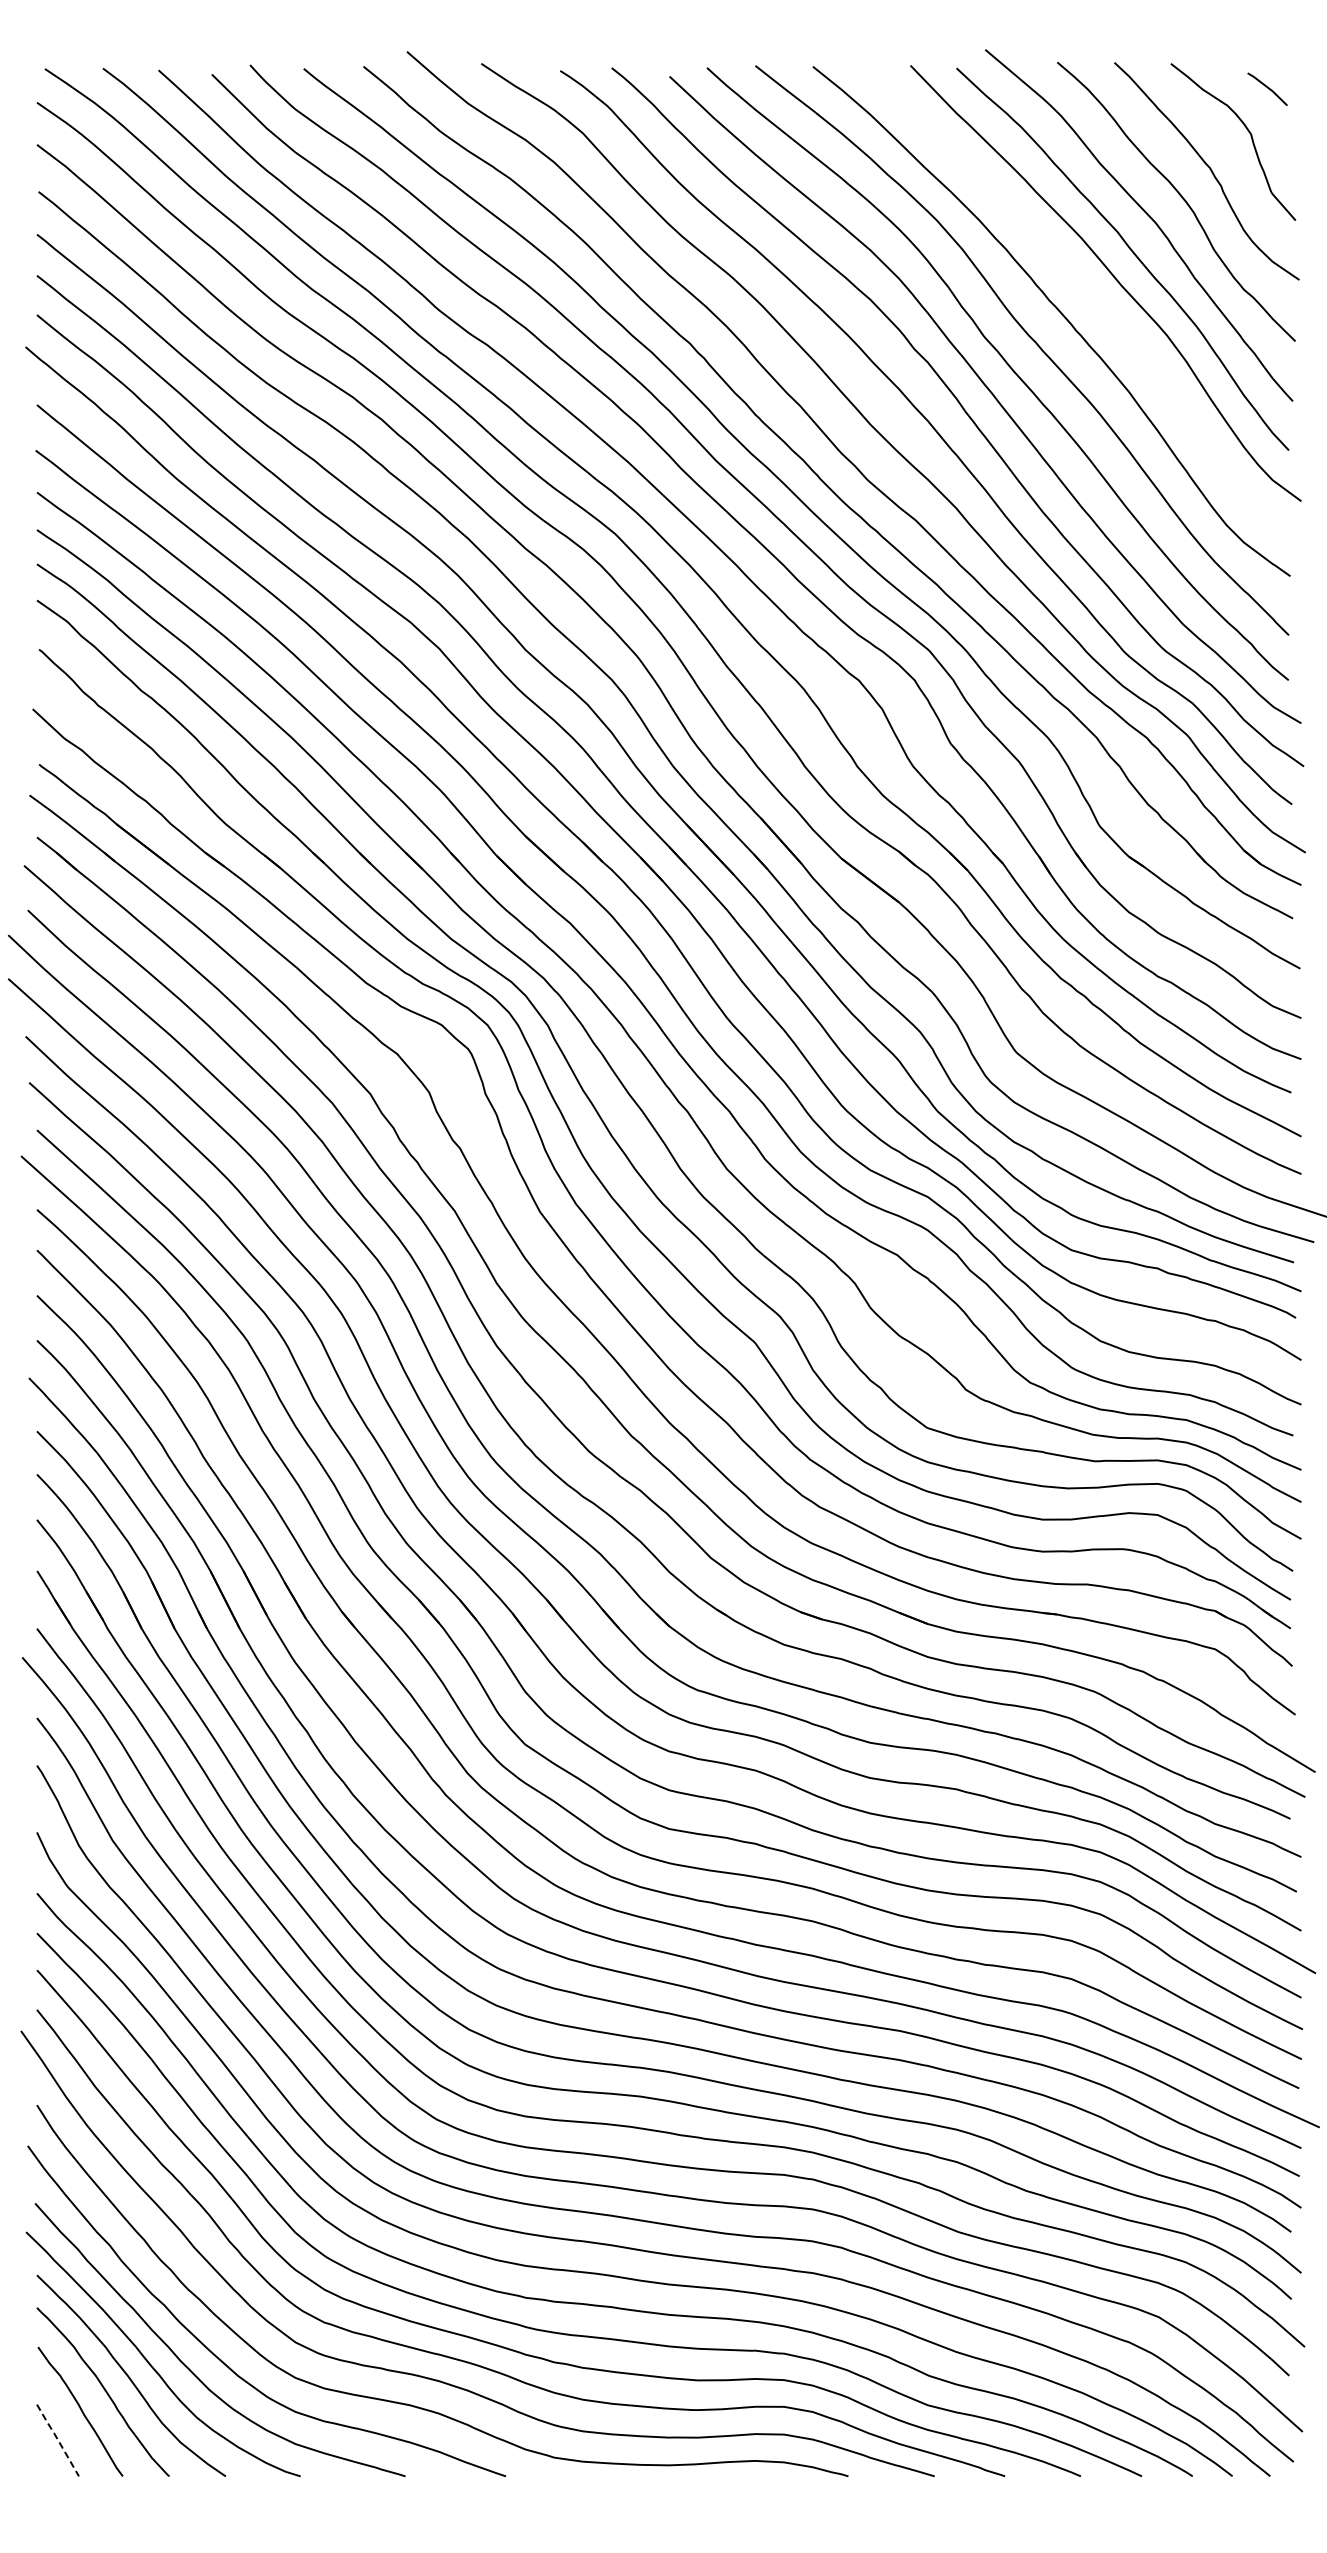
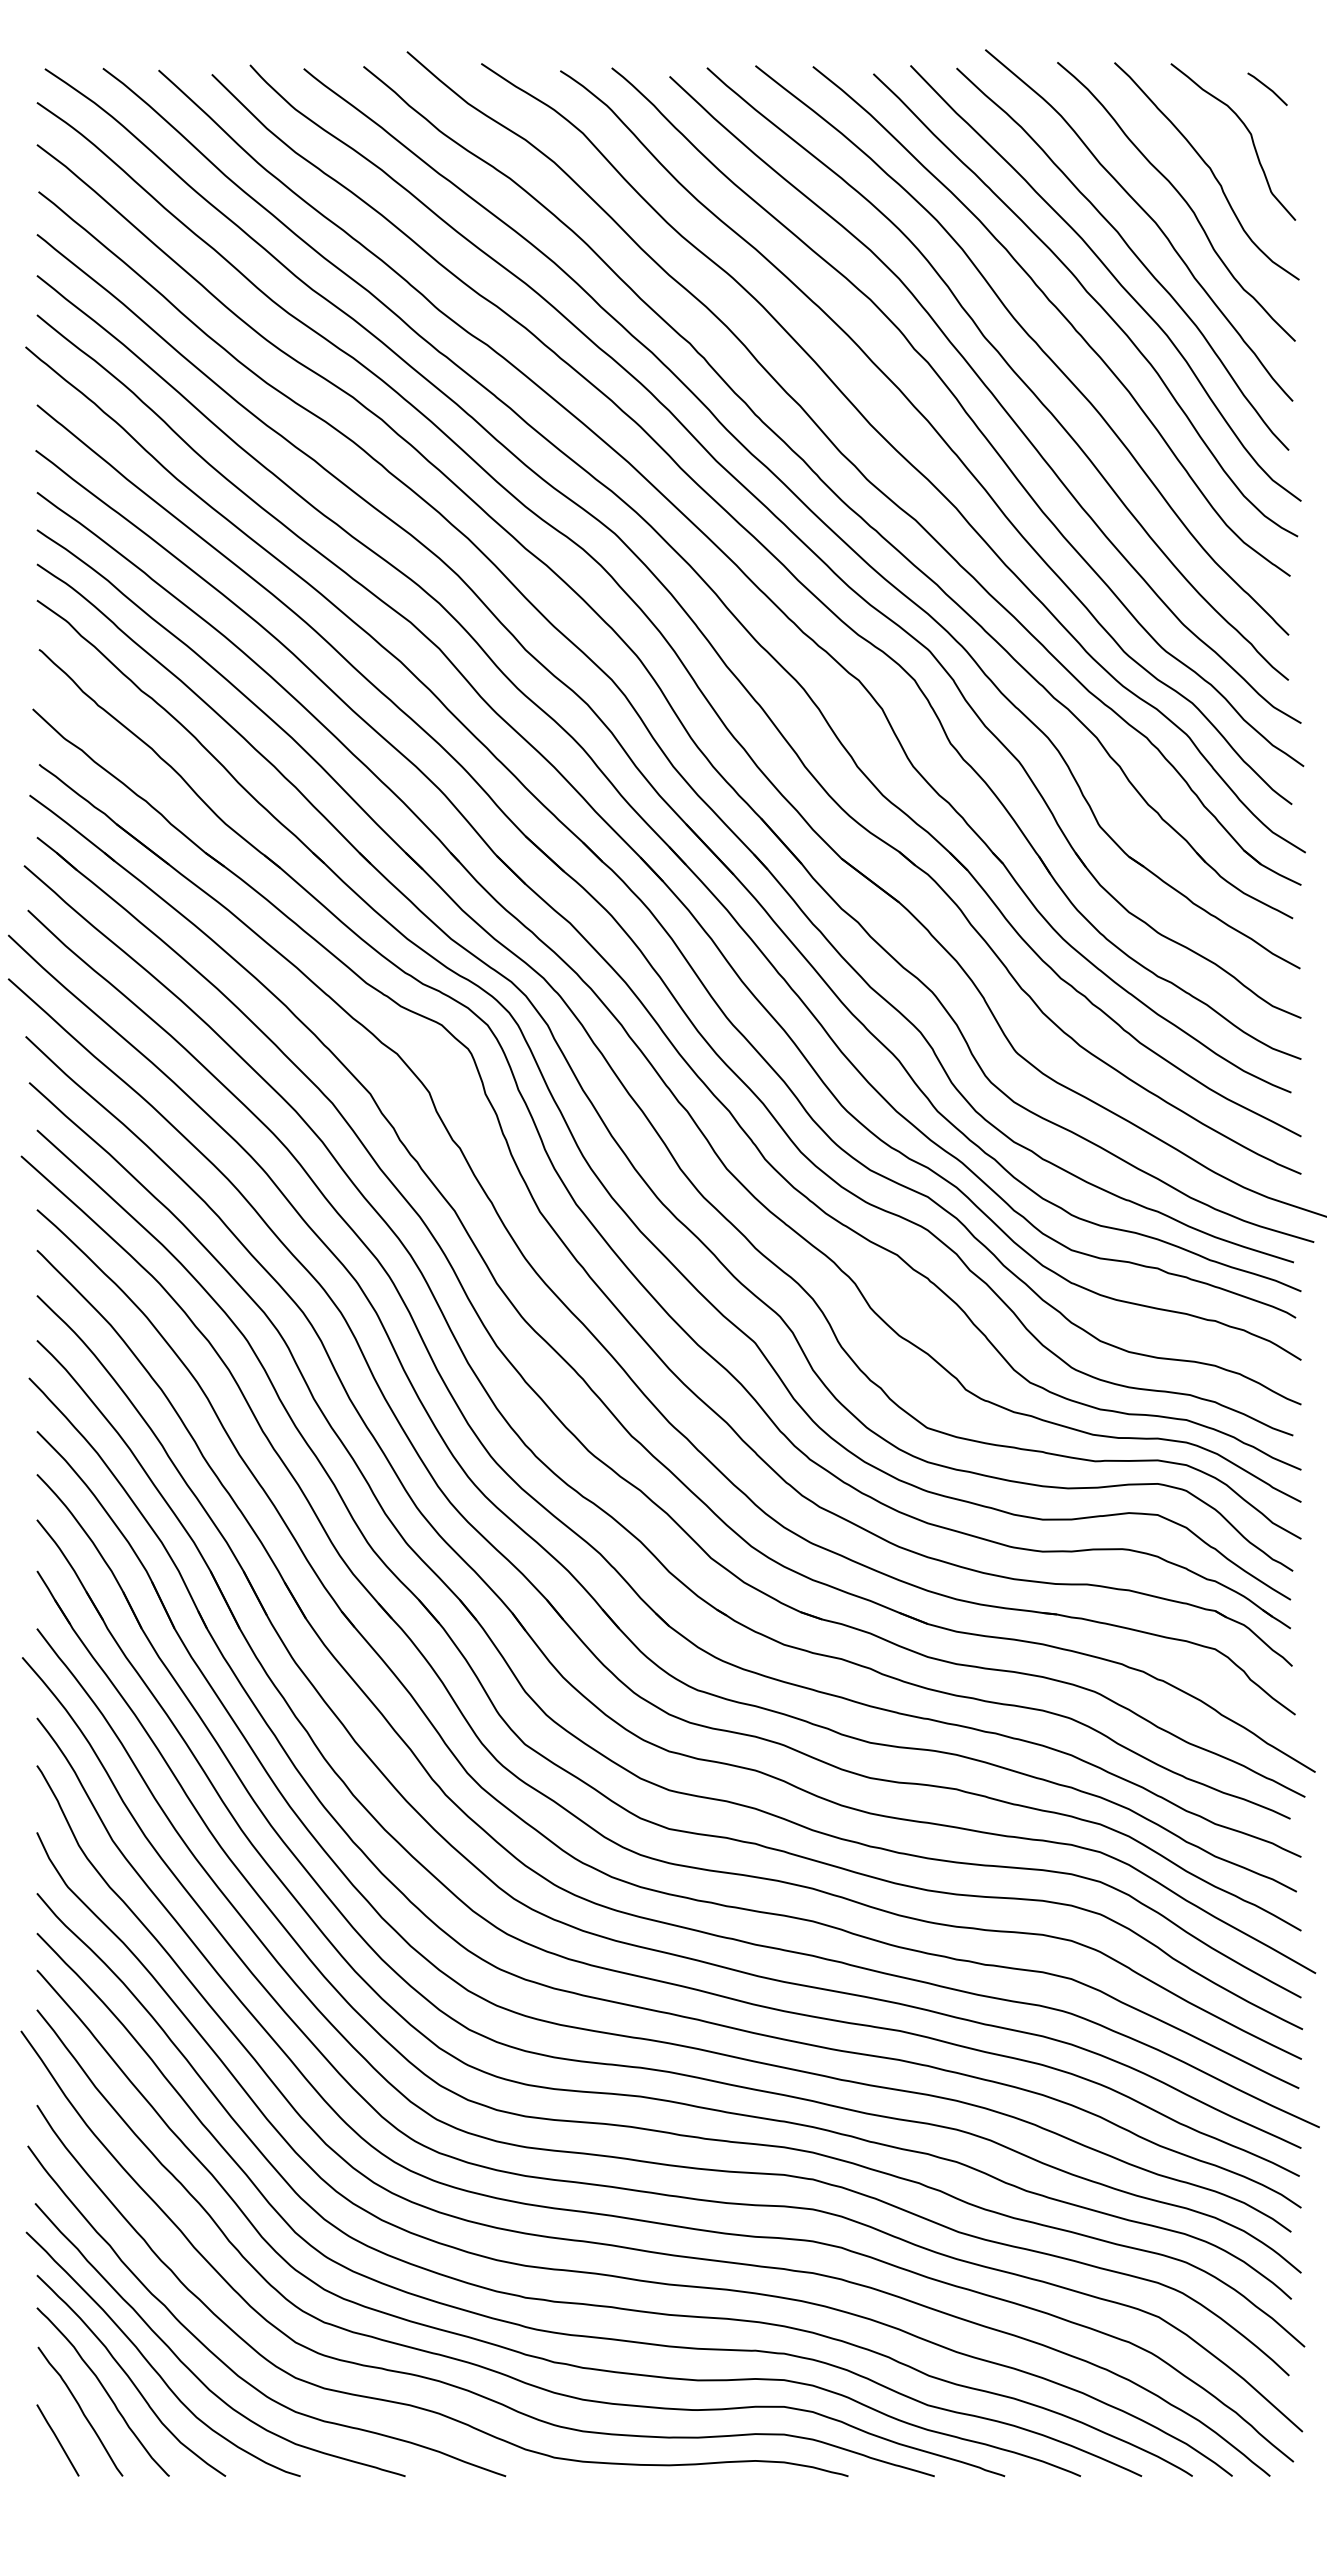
curve: none -> present (1092, 298)
line: dashed -> solid (57, 2439)
